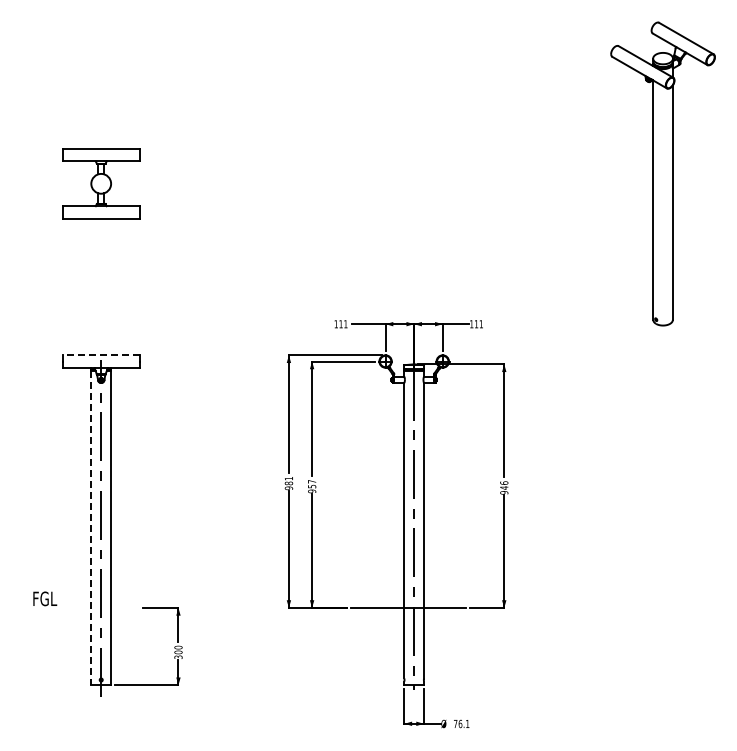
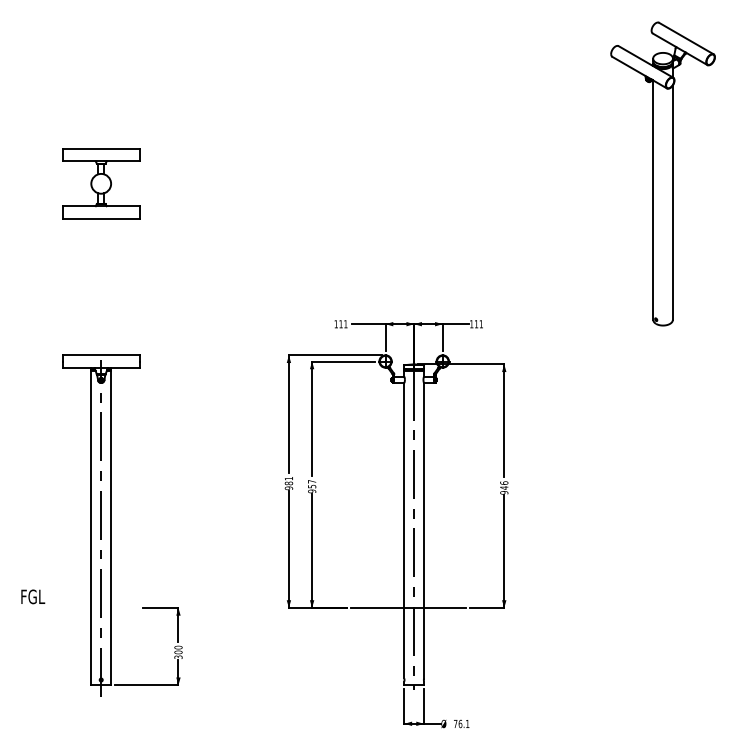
line: dashed -> solid (101, 355)
line: dashed -> solid (91, 528)
text position: (45, 598) -> (33, 596) (33, 596)
